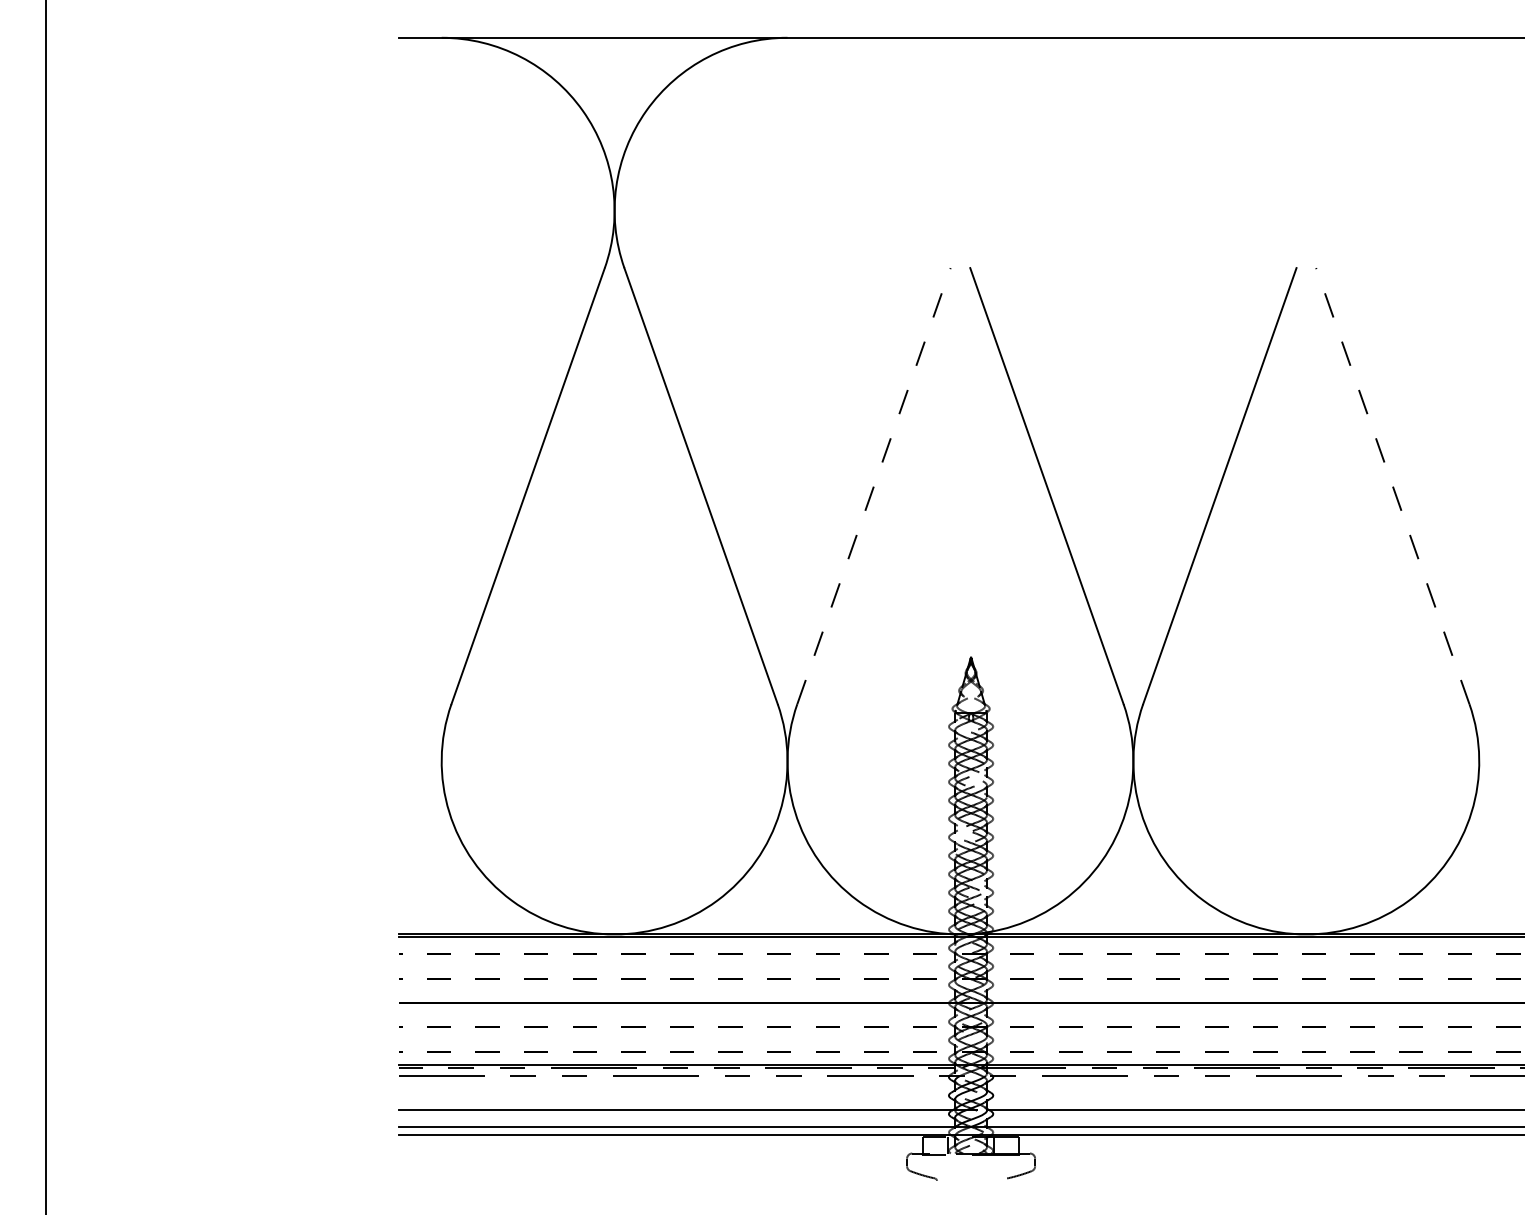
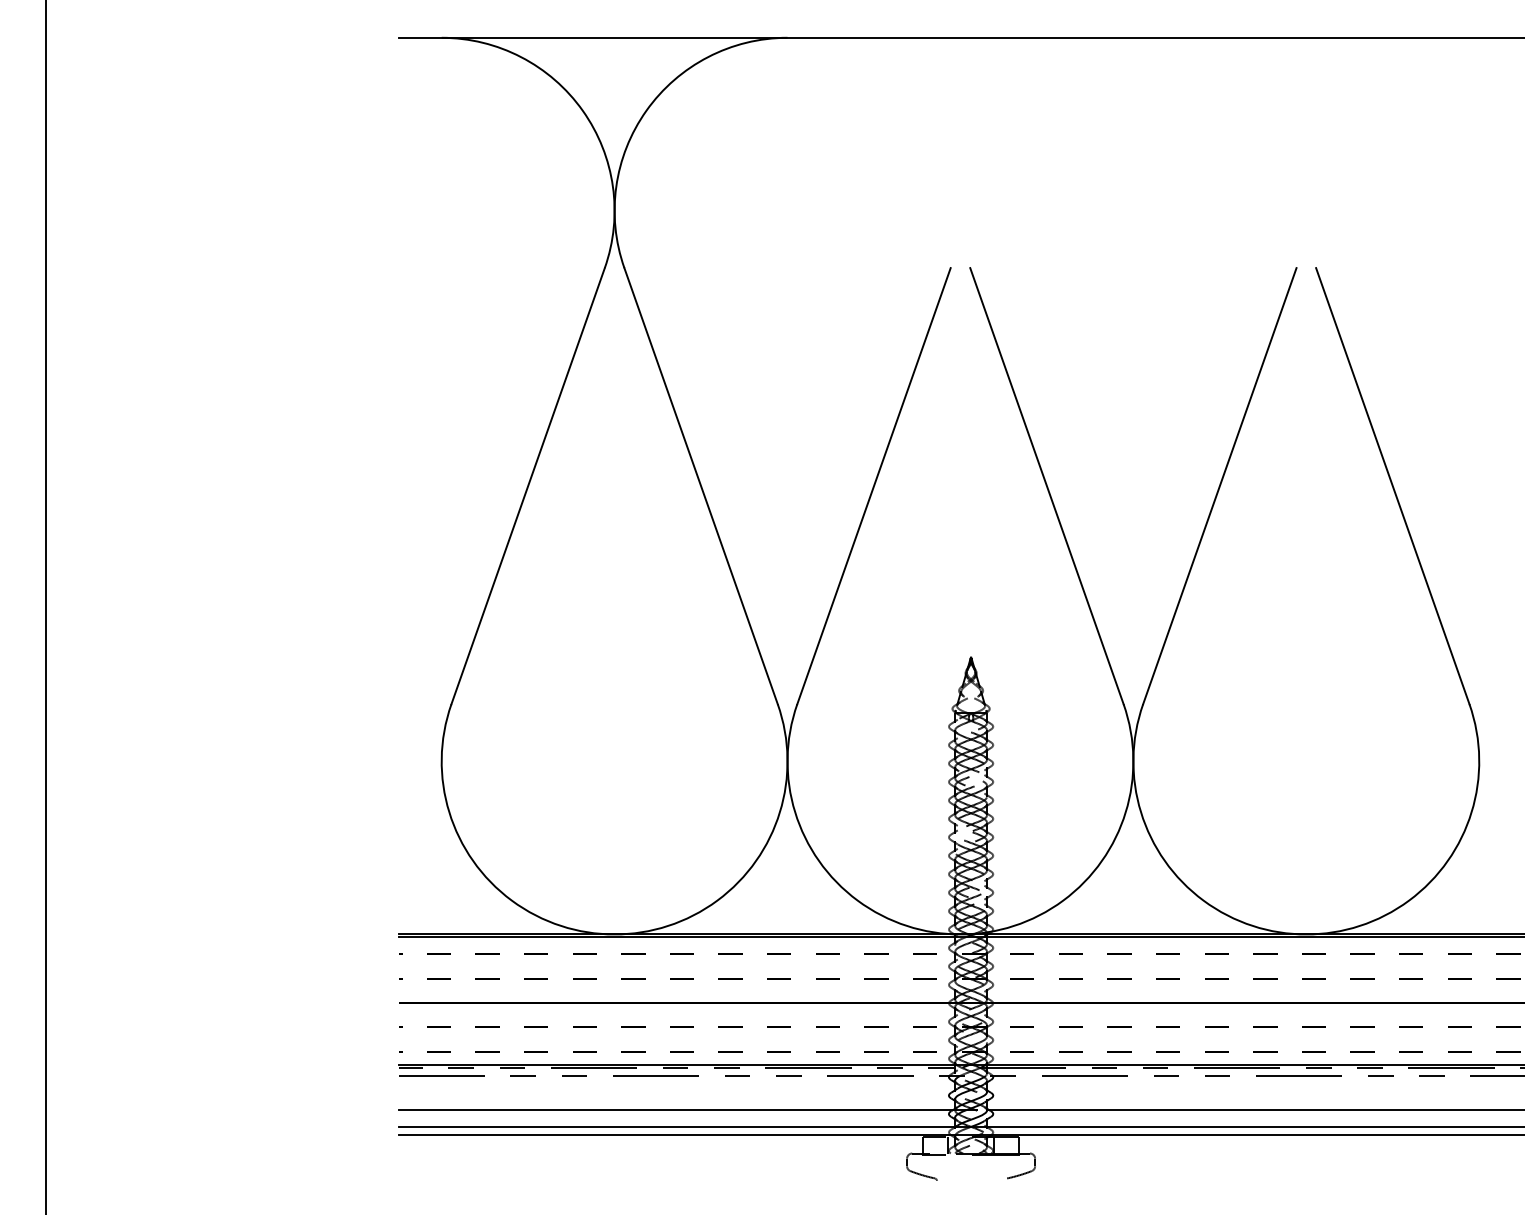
line: dashed -> solid (874, 485)
line: dashed -> solid (1392, 485)
